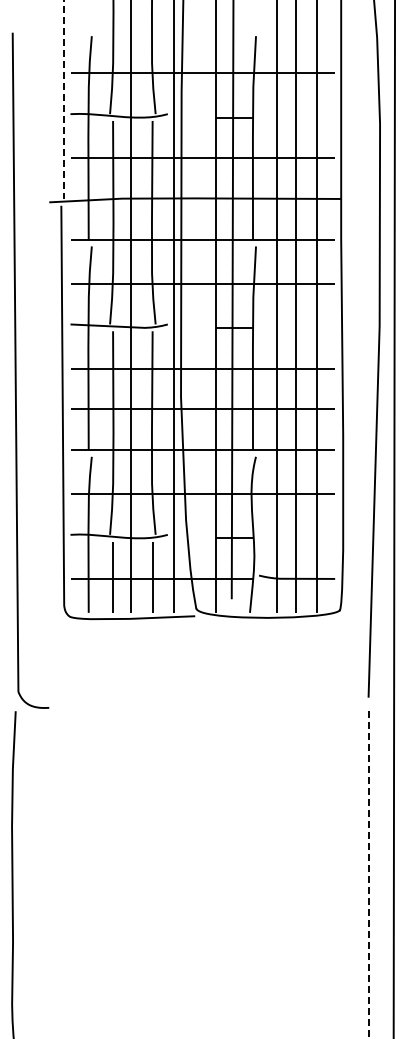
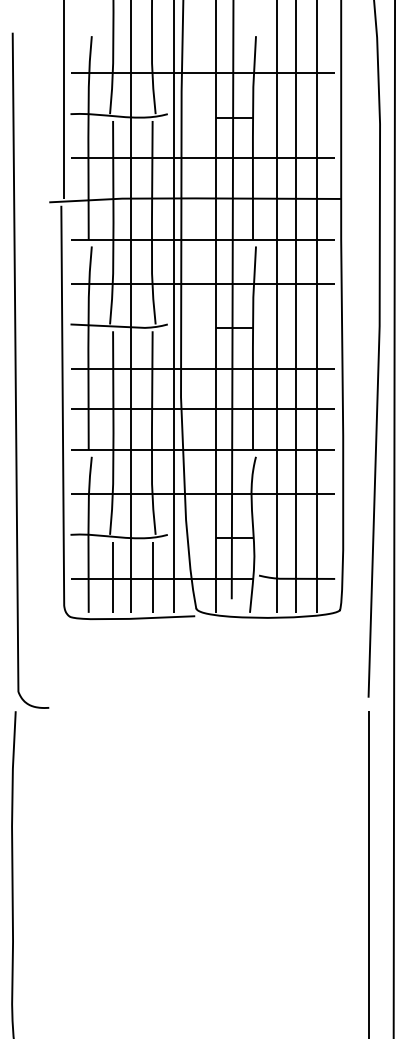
line: dashed -> solid (64, 100)
line: dashed -> solid (368, 875)
